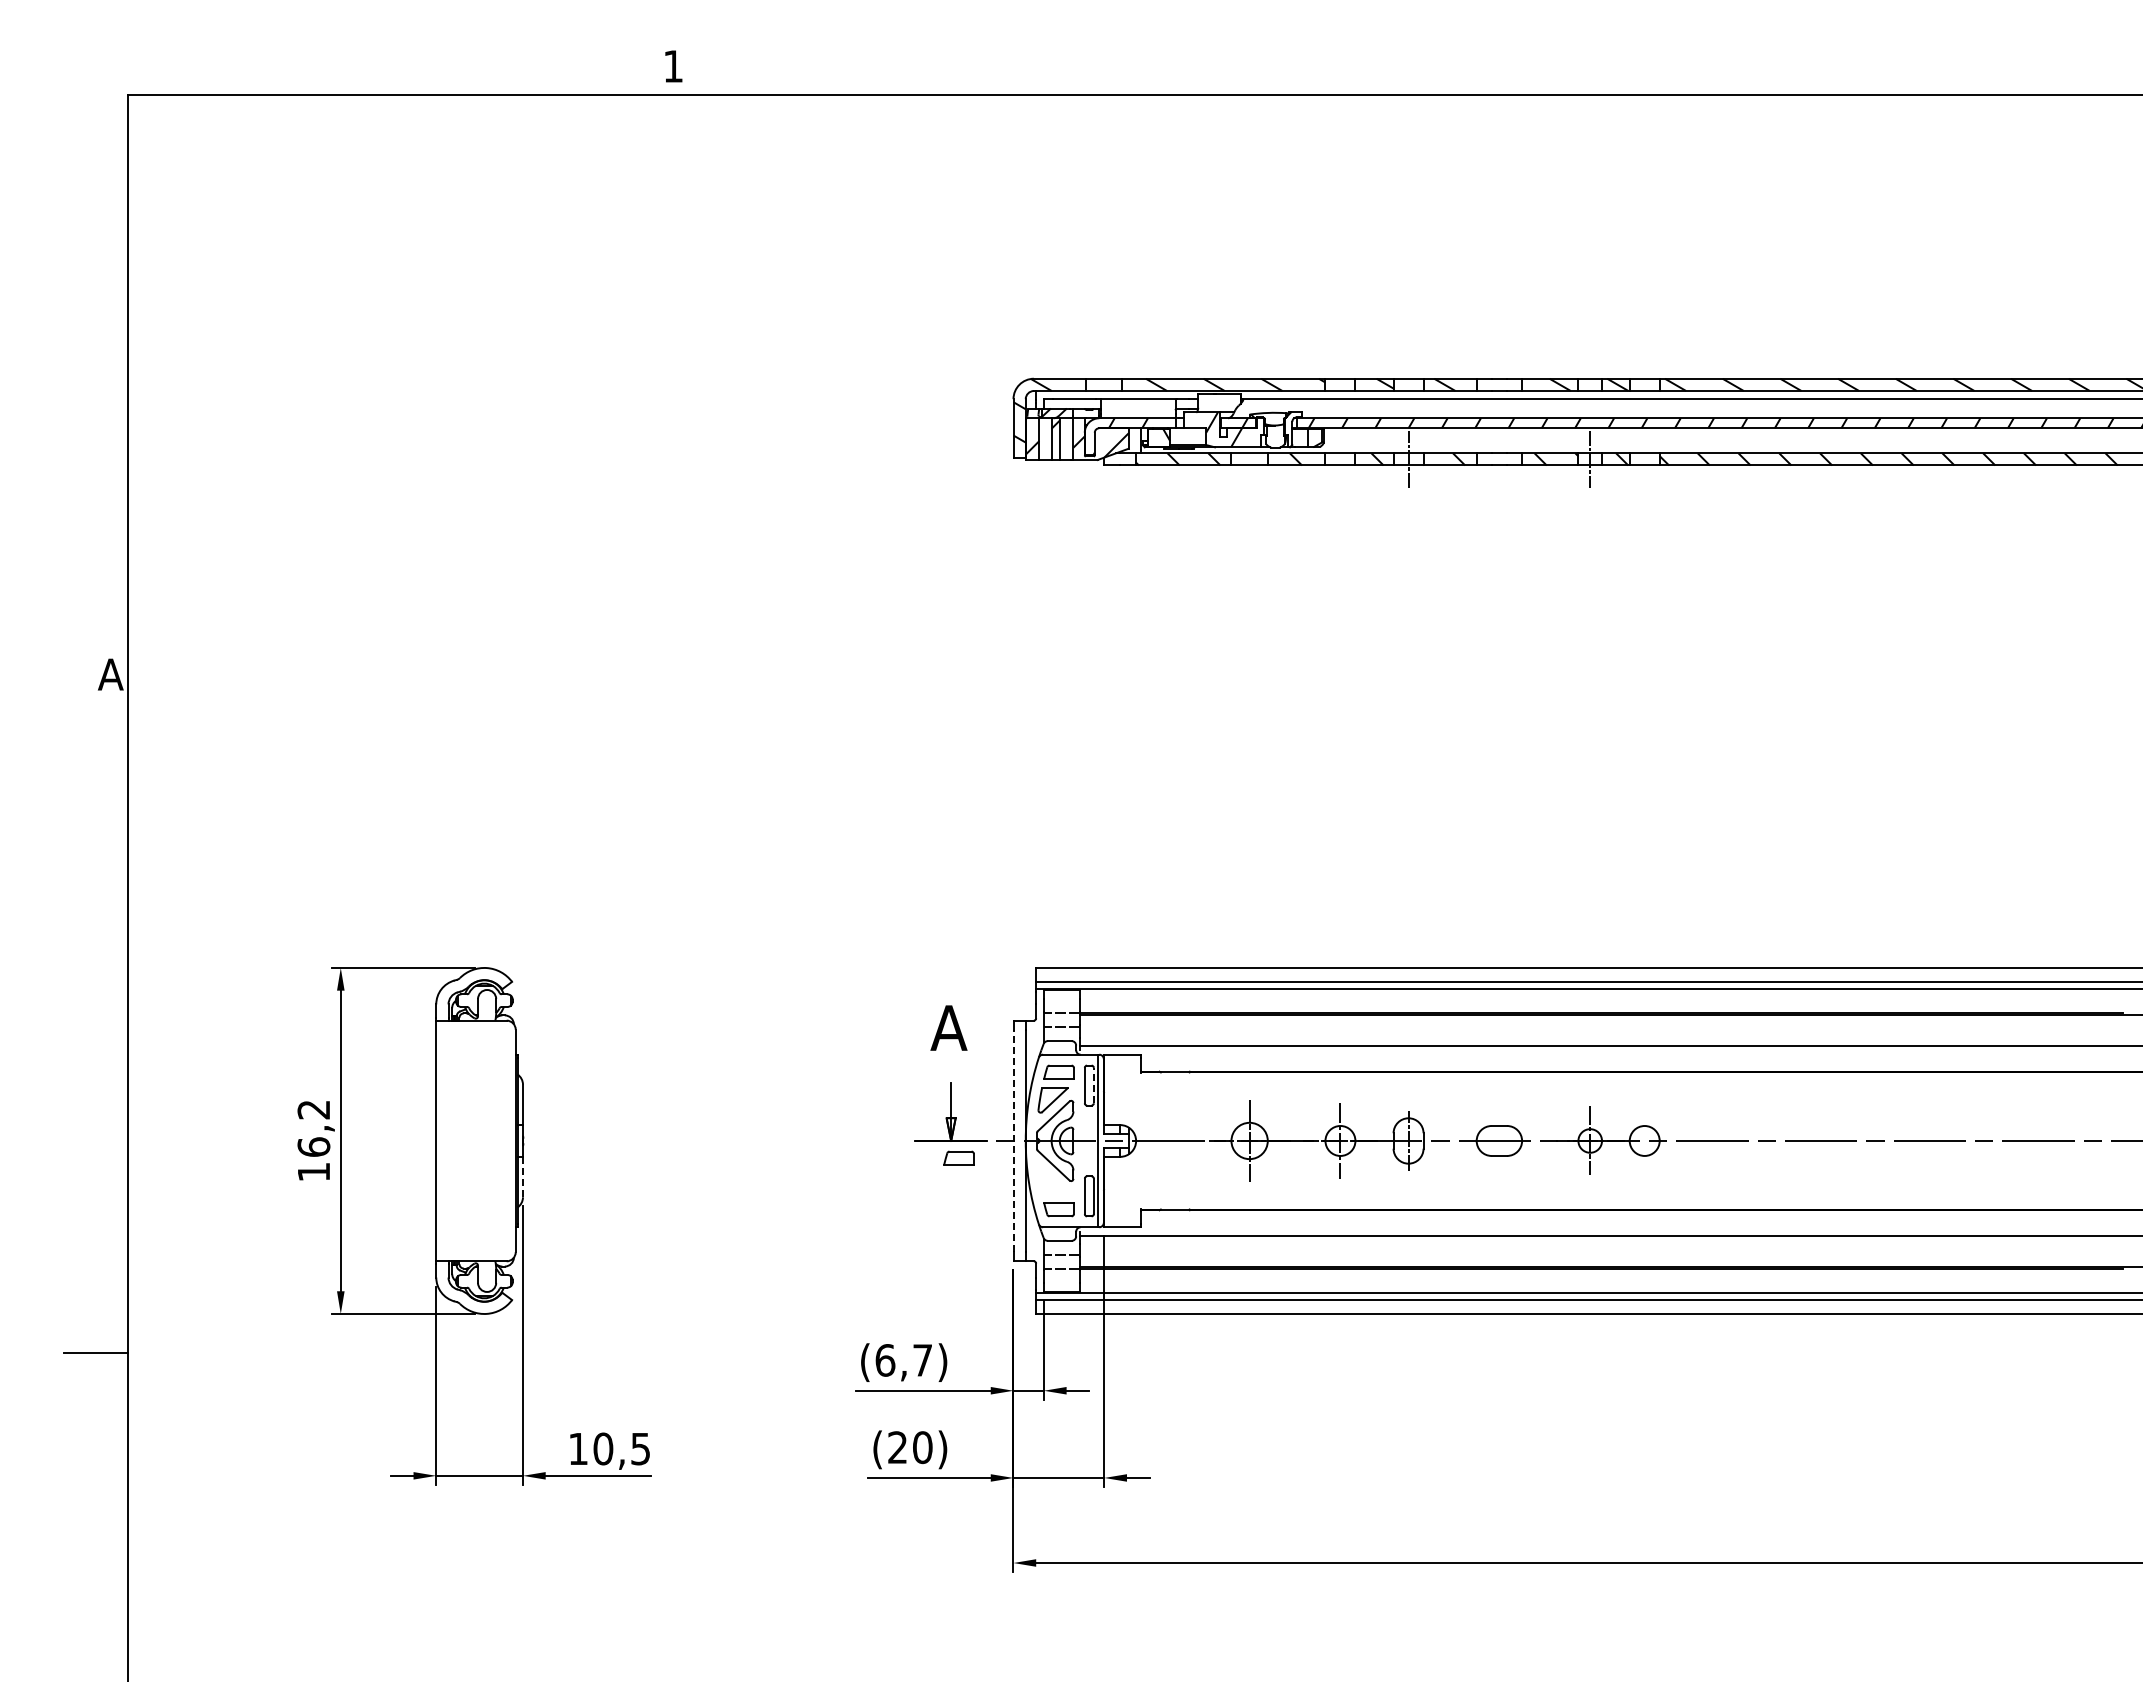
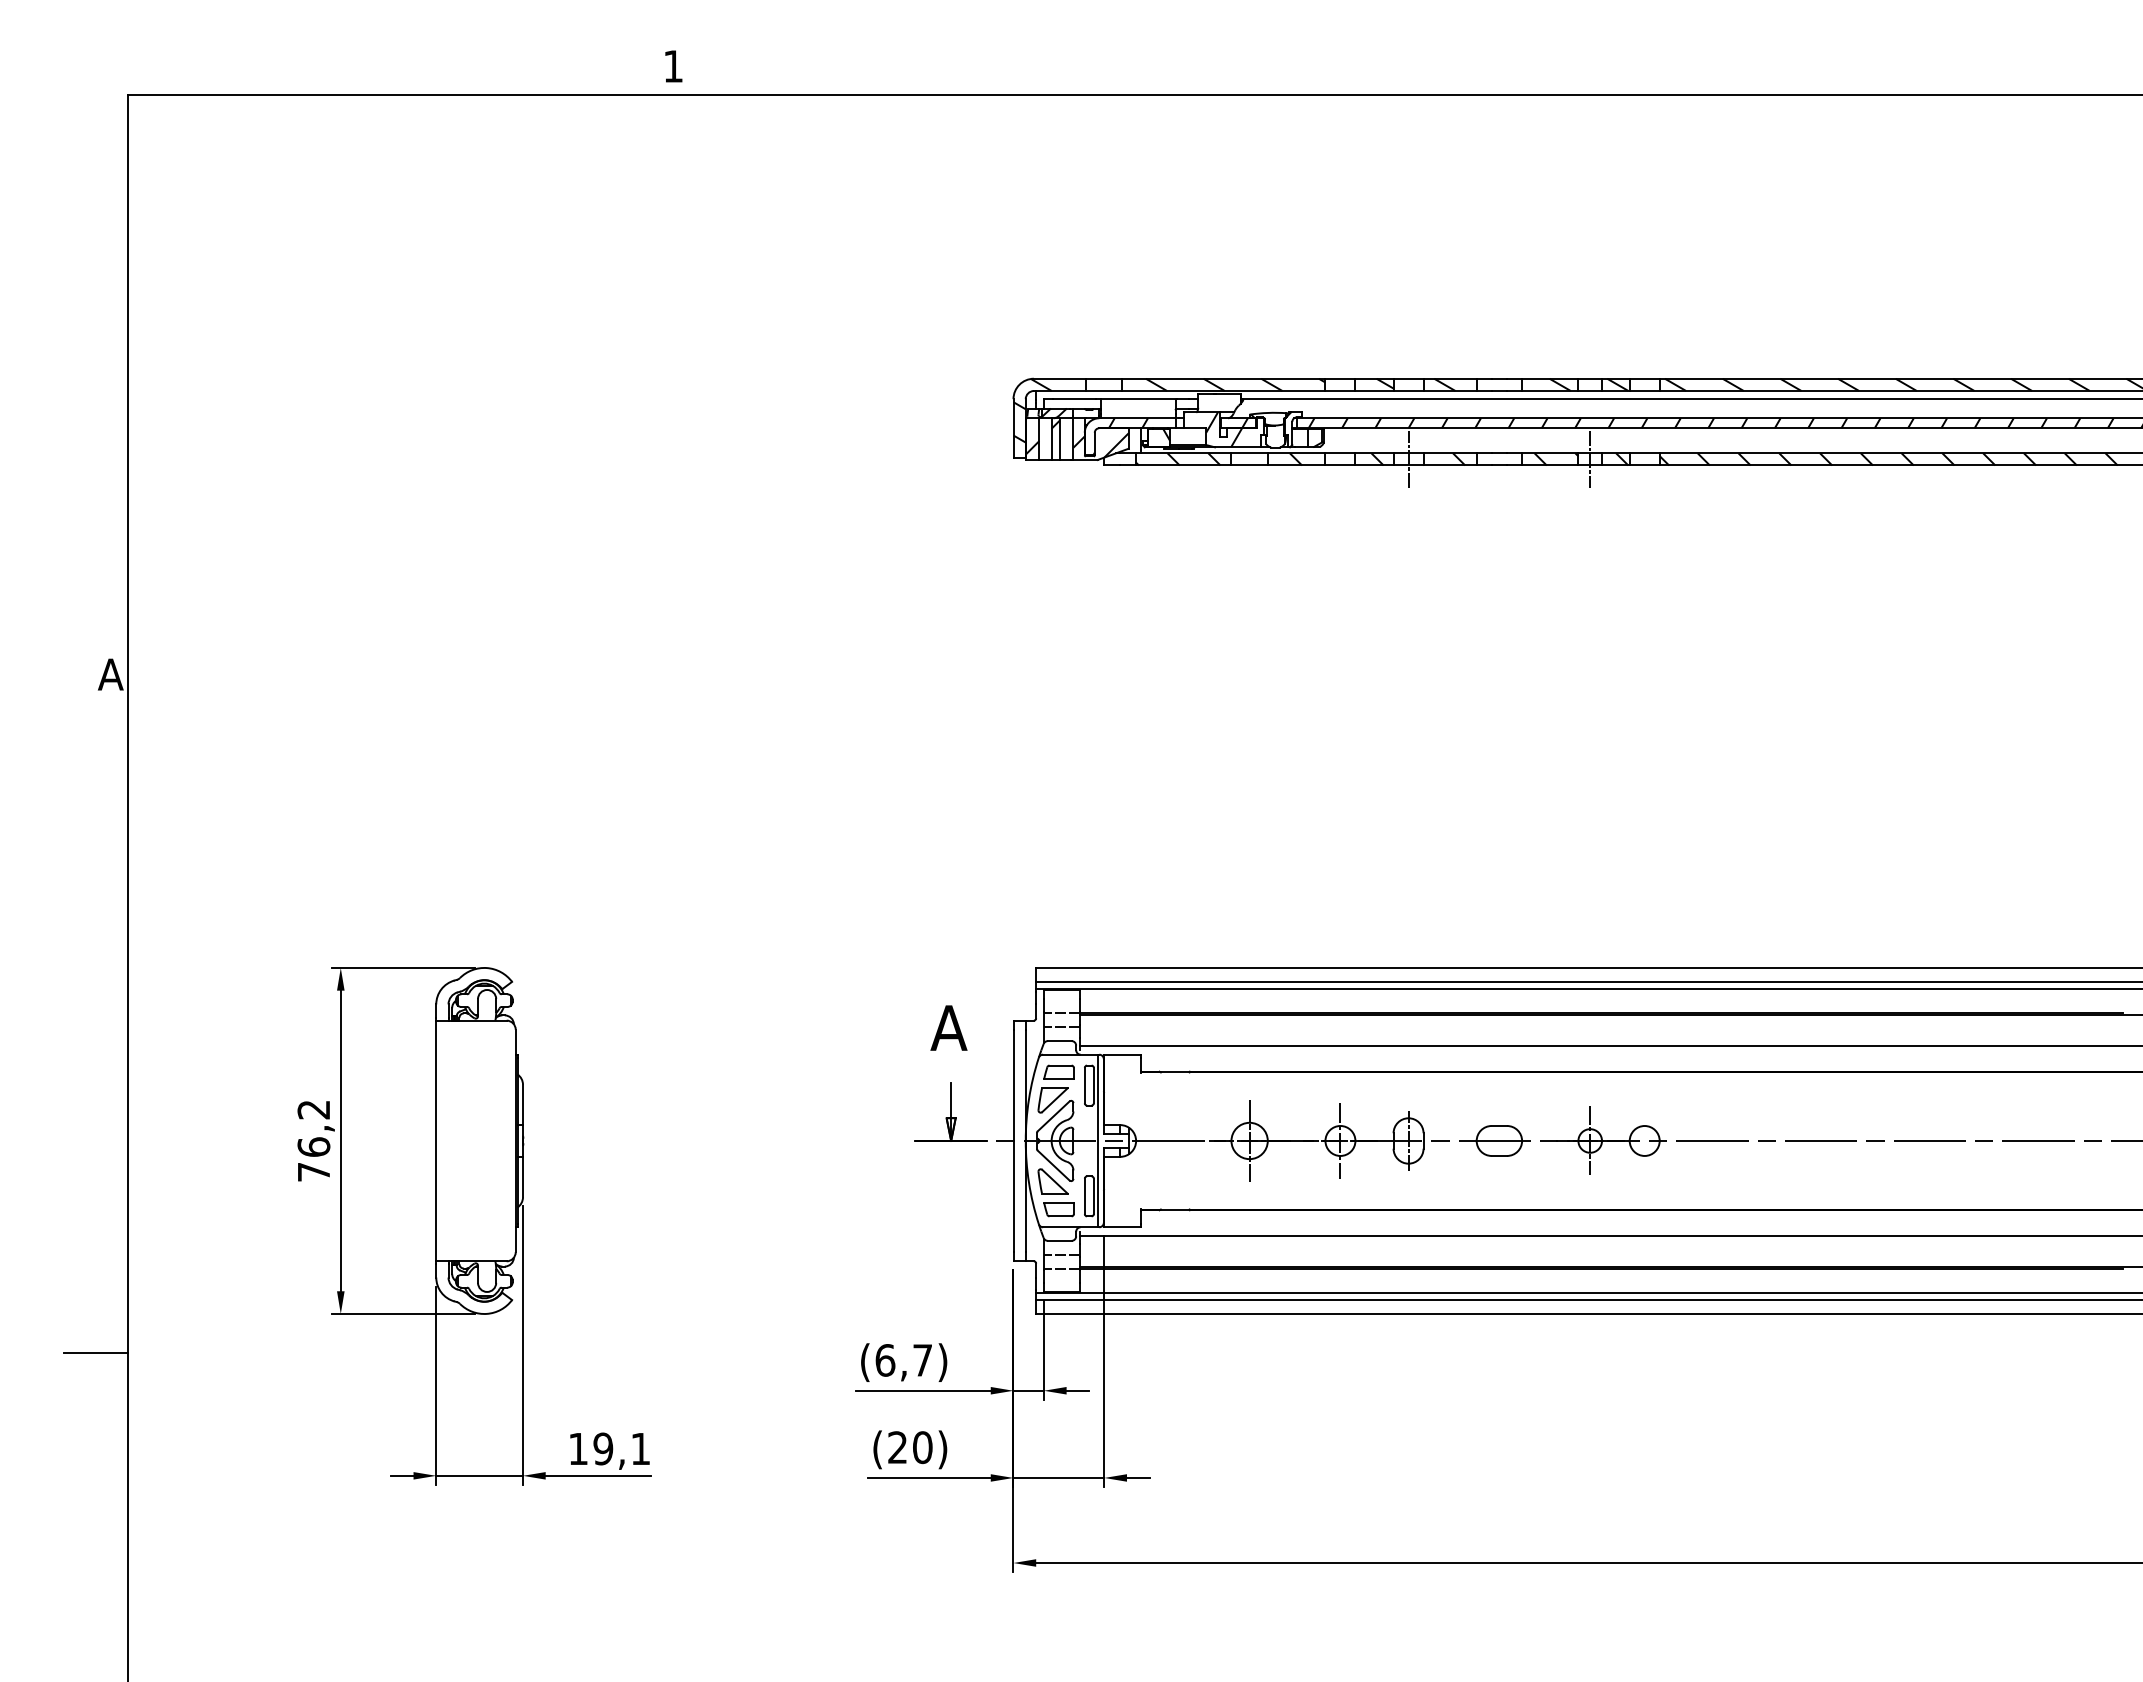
line: dashed -> solid (1093, 1085)
line: dashed -> solid (1013, 1140)
part: present -> none (958, 1157)
text: 16,2 -> 76,2 (313, 1172)
line: dashed -> solid (523, 1176)
part: none -> present (1052, 1181)
text: 10,5 -> 19,1 (621, 1448)
